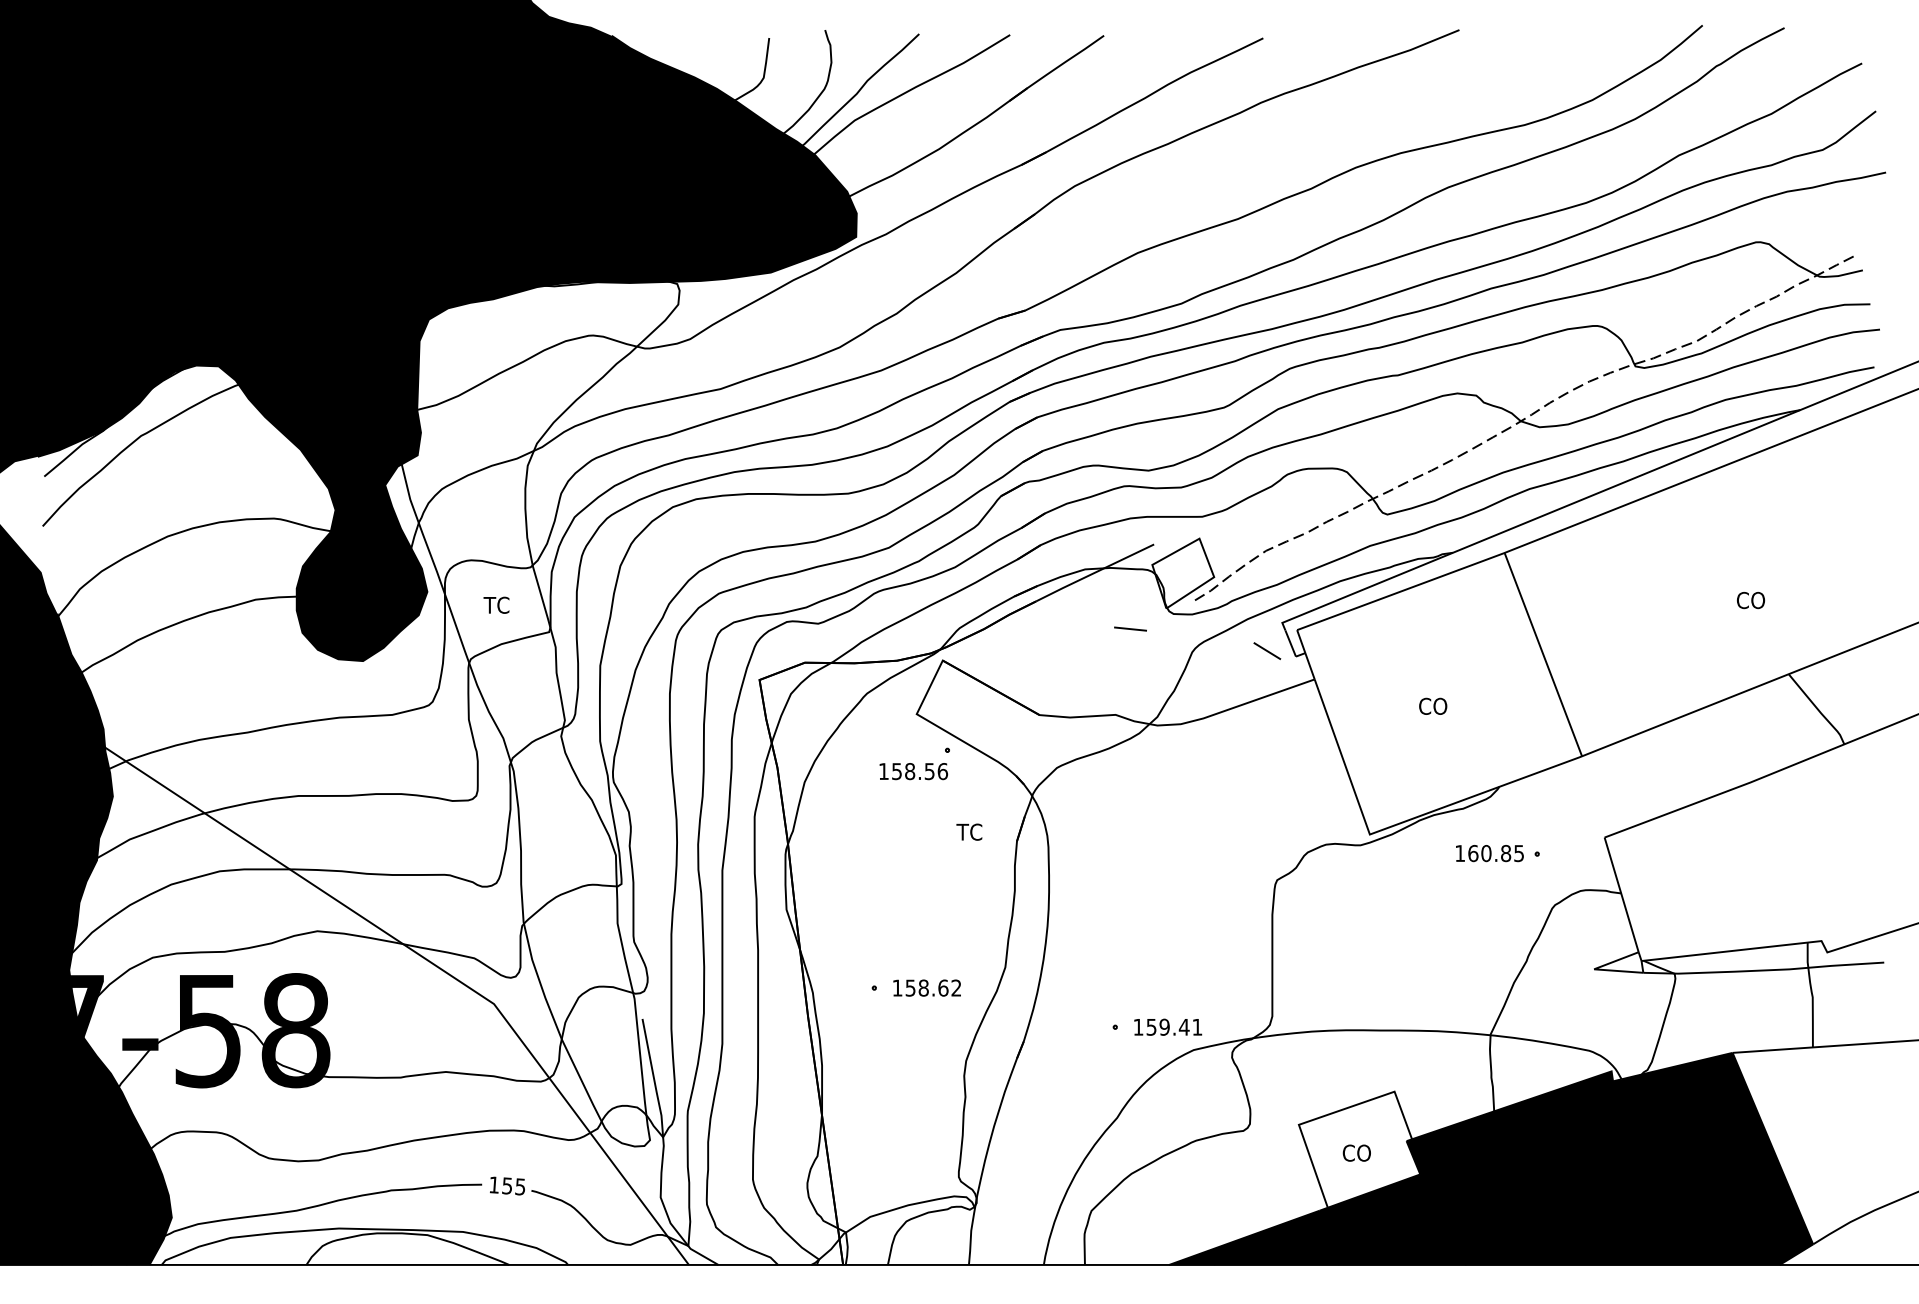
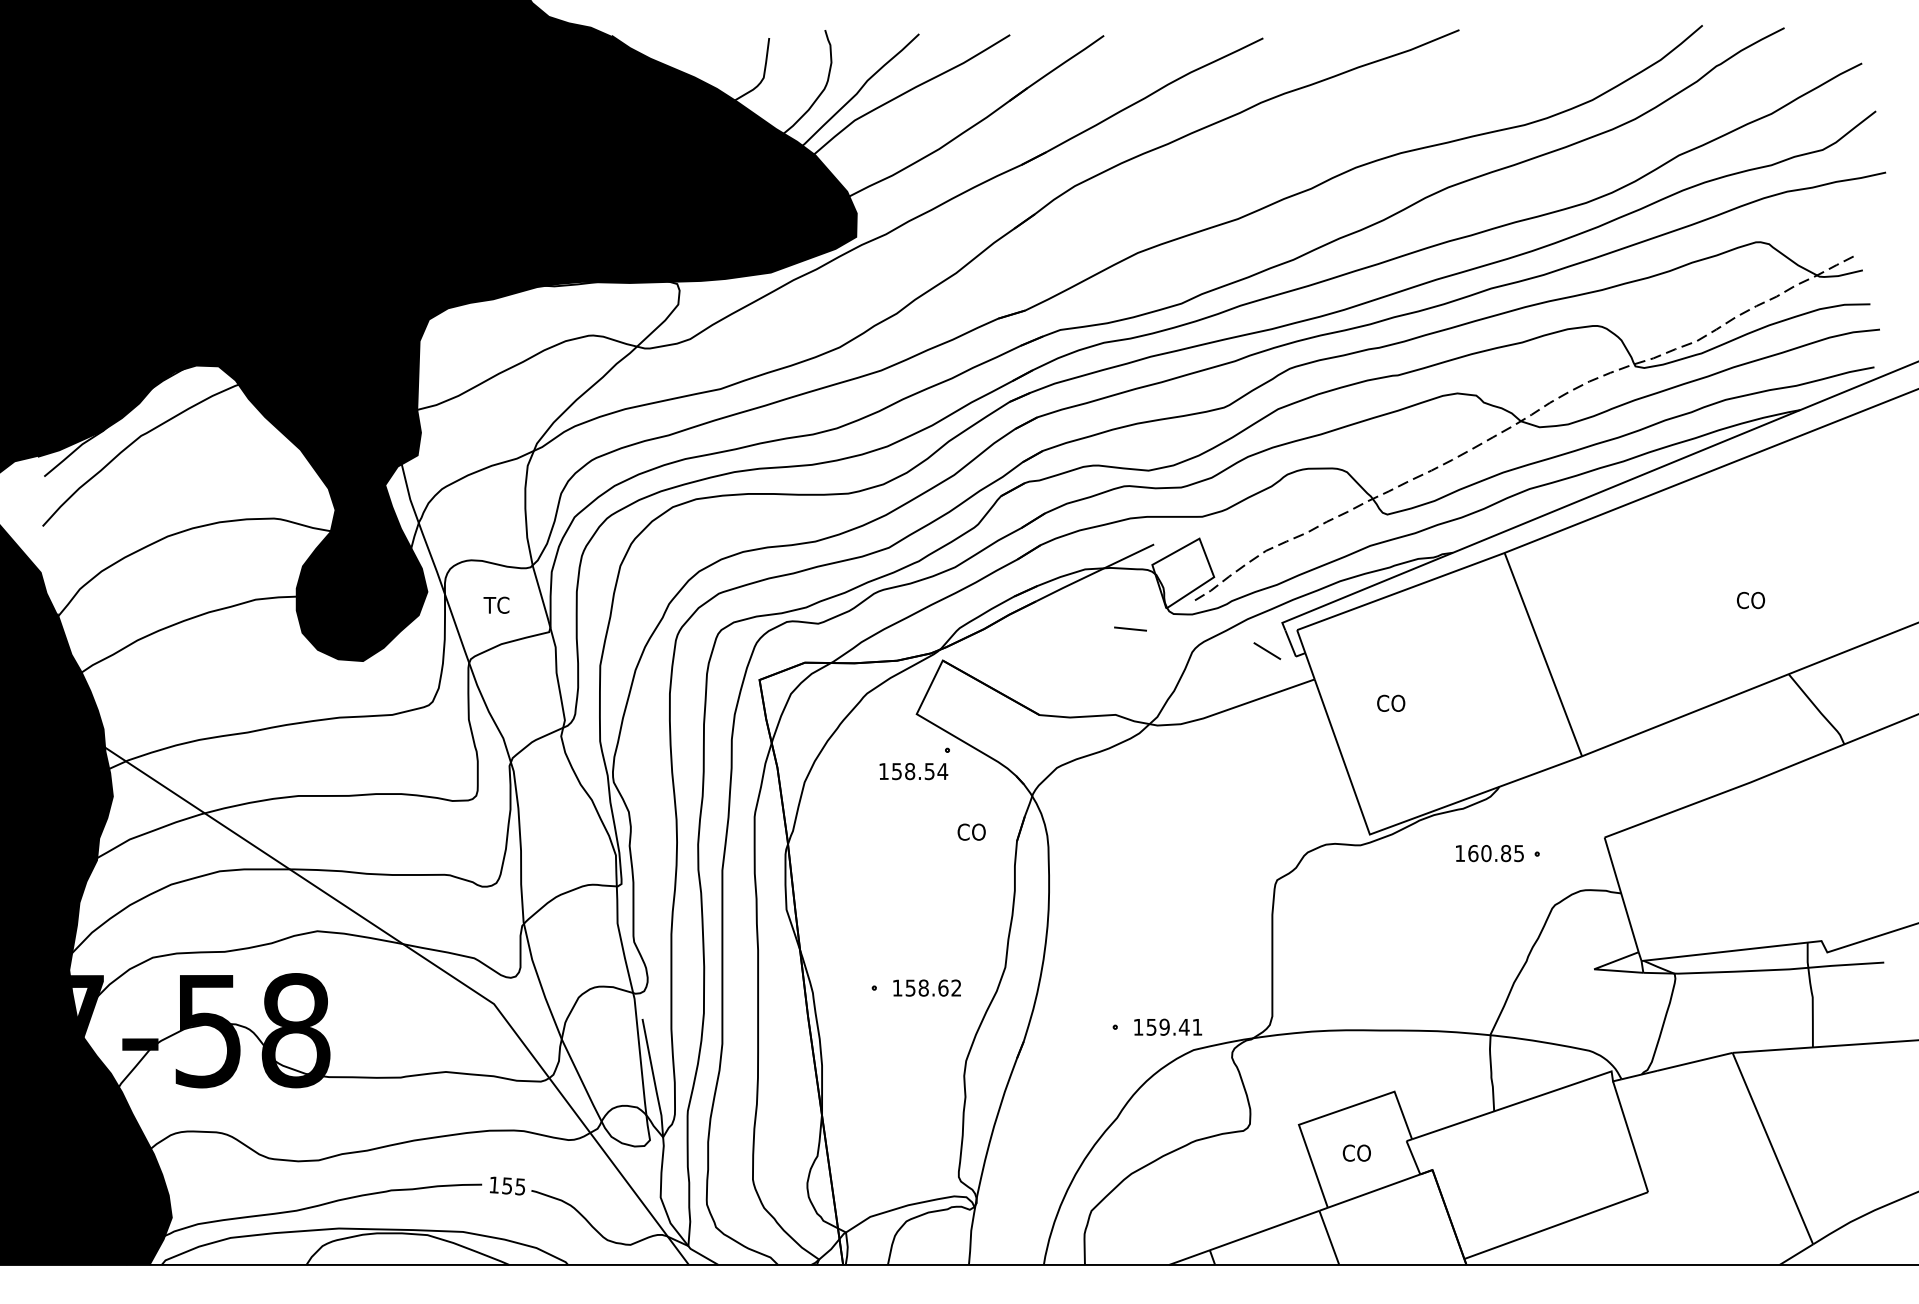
text position: (1433, 705) -> (1391, 702) (1391, 702)
text: 158.56 -> 158.54 (942, 771)
text: TC -> CO (970, 831)
fill: present -> none (1491, 1158)
